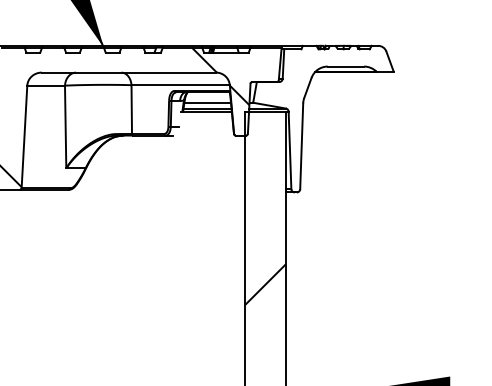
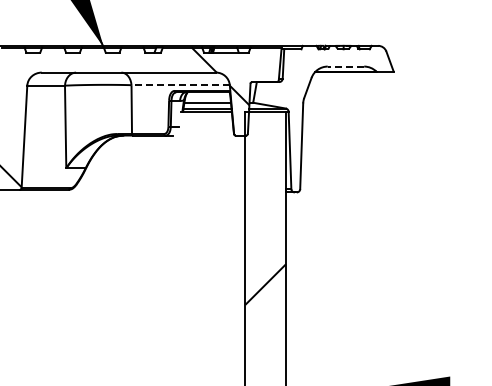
line: solid -> dashed (345, 66)
line: solid -> dashed (180, 85)
